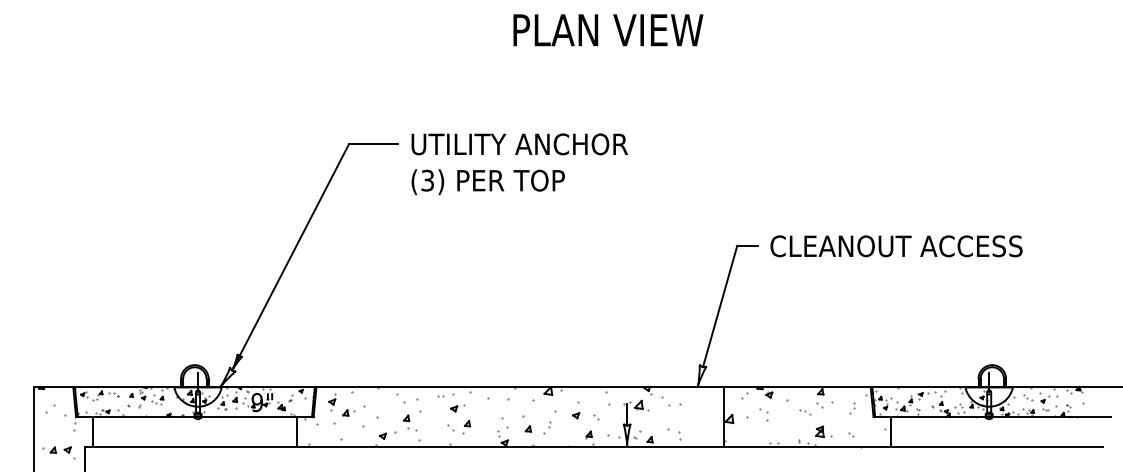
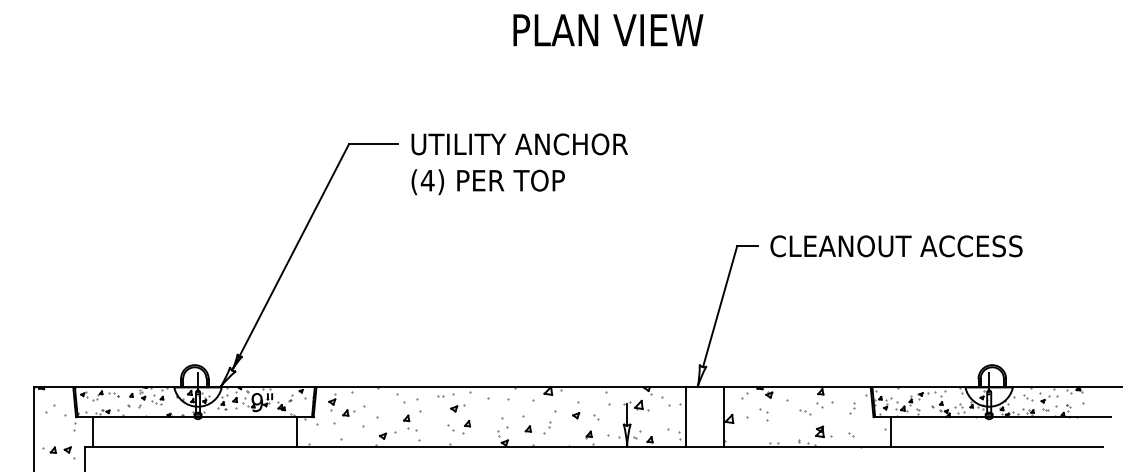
text: (3) -> (4) (427, 180)
line: none -> present (686, 416)
